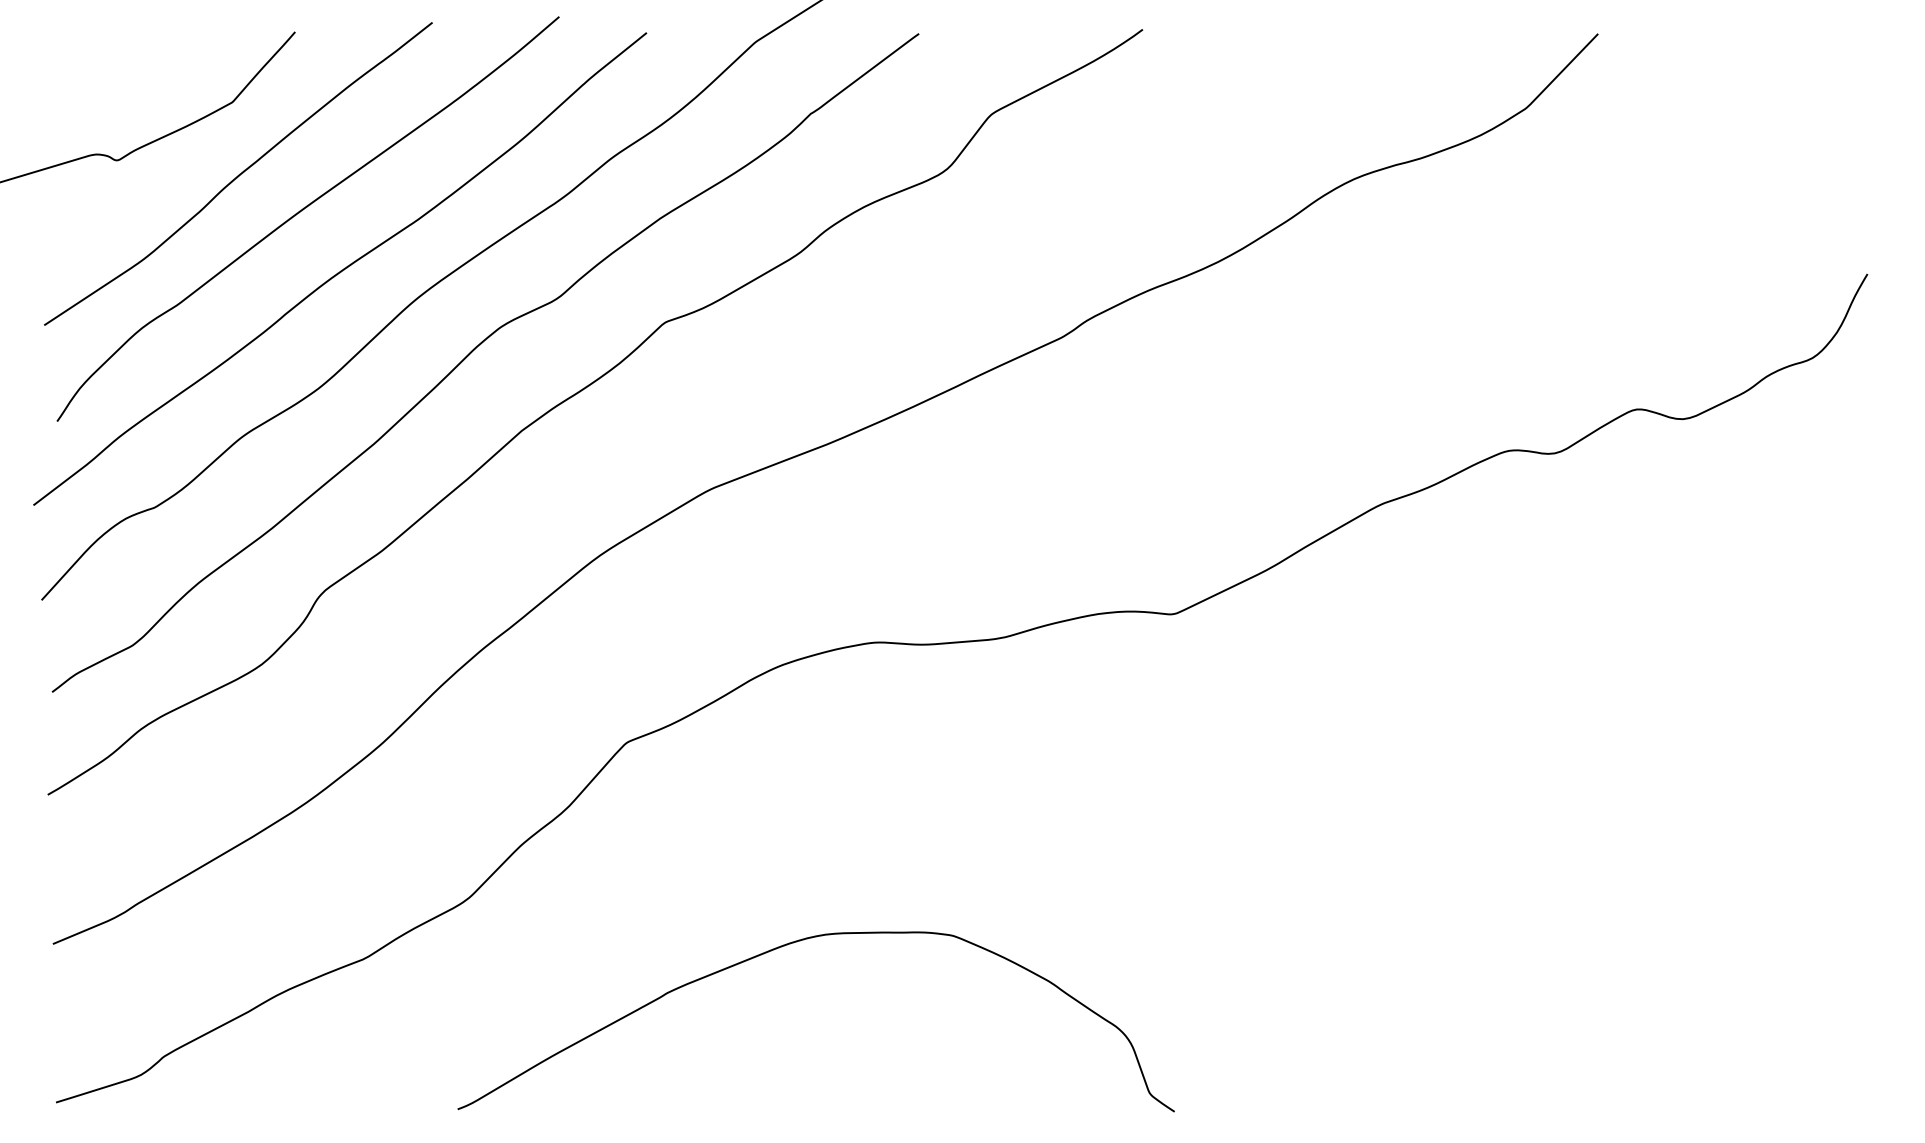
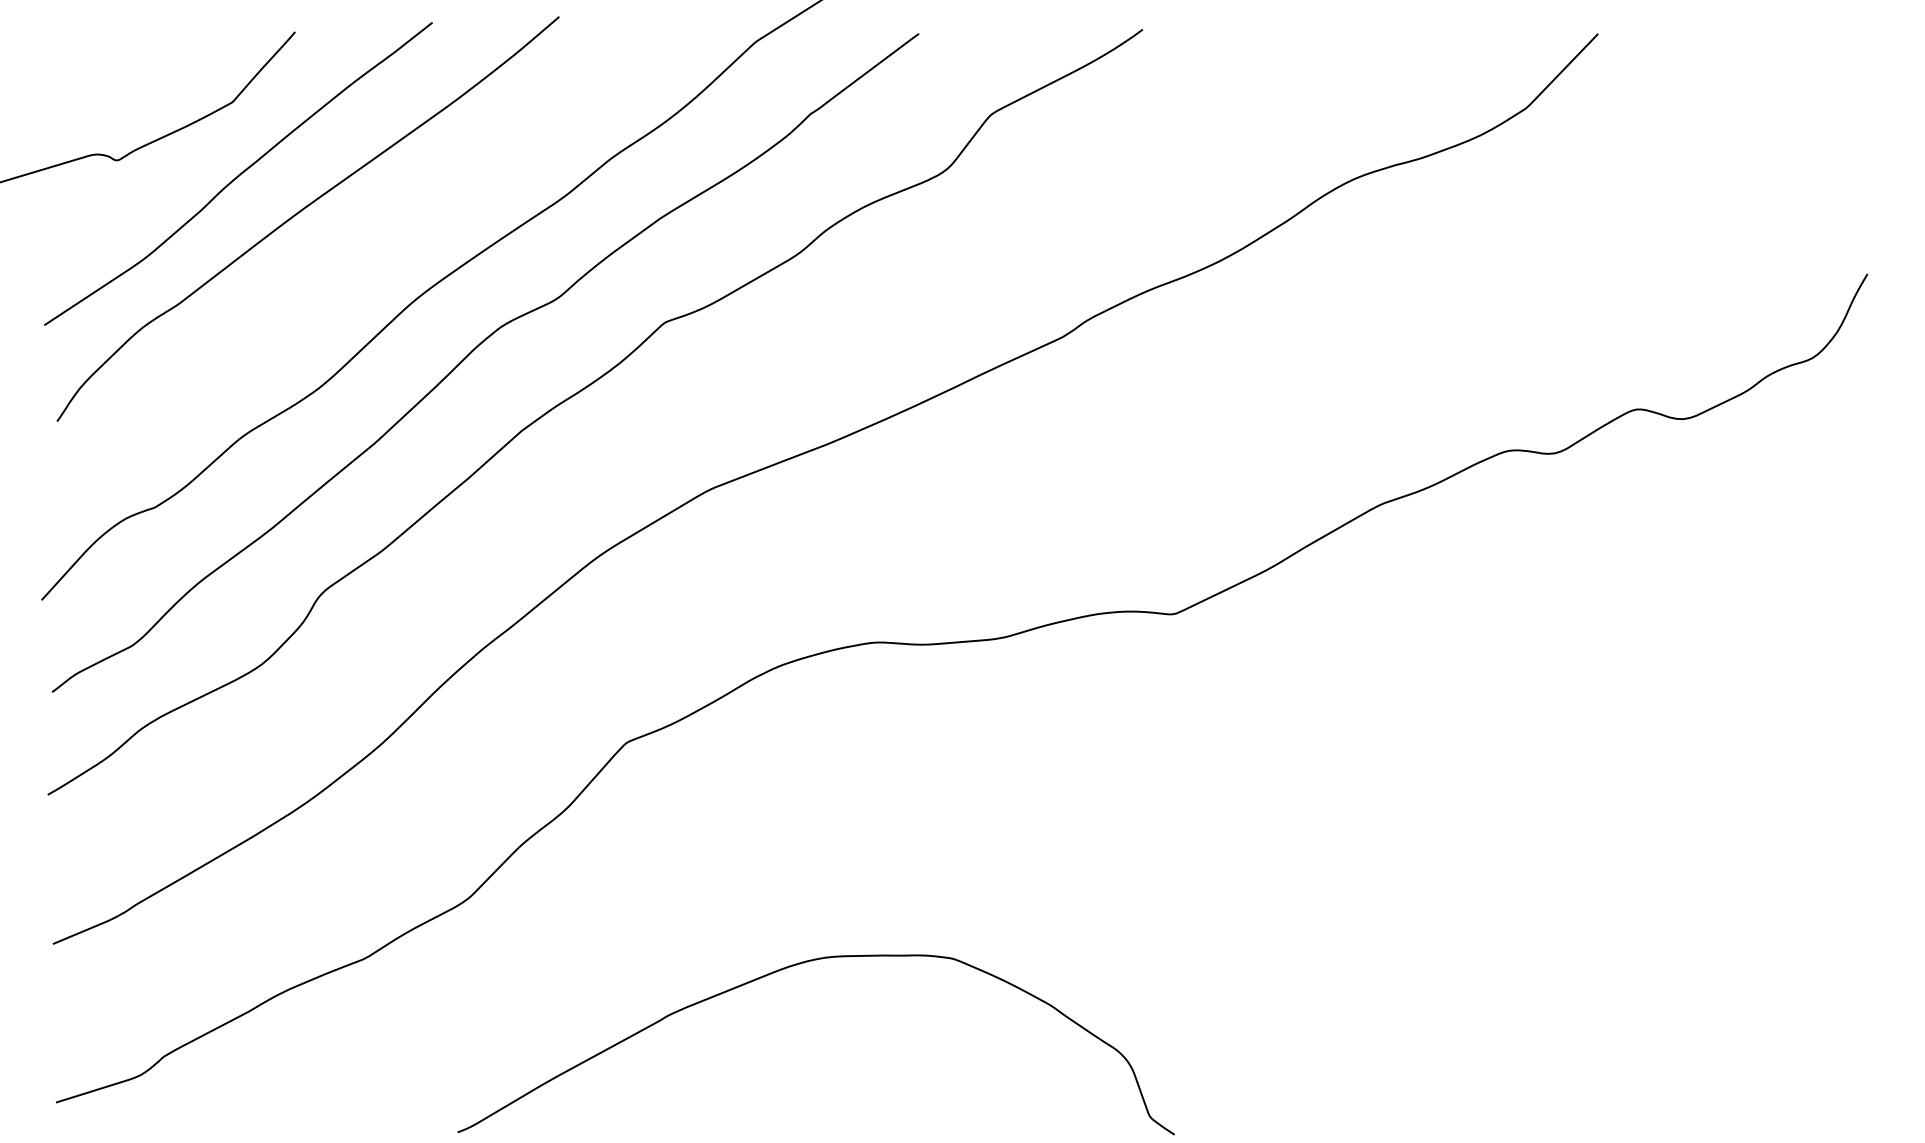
curve: present -> none (340, 270)
curve position: (790, 944) -> (790, 967) (790, 967)
